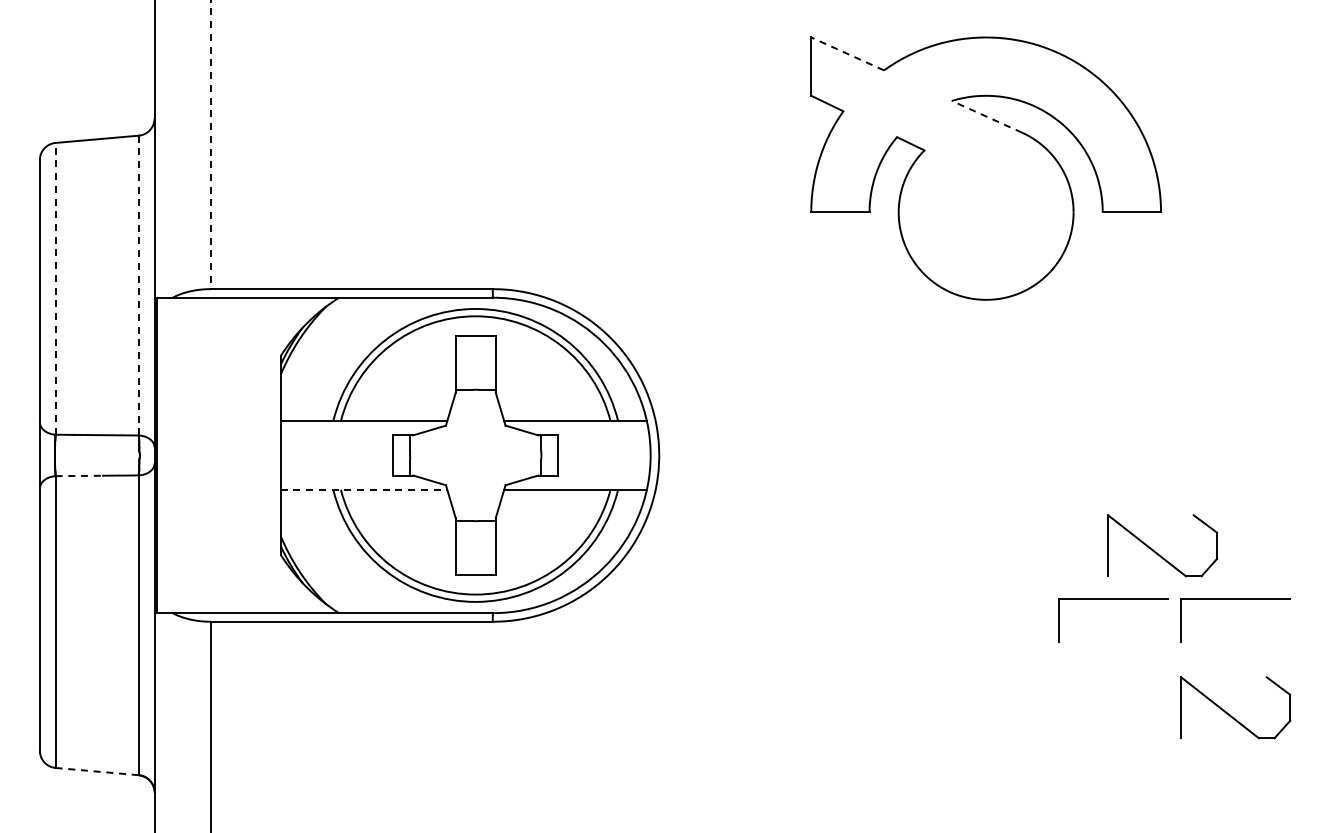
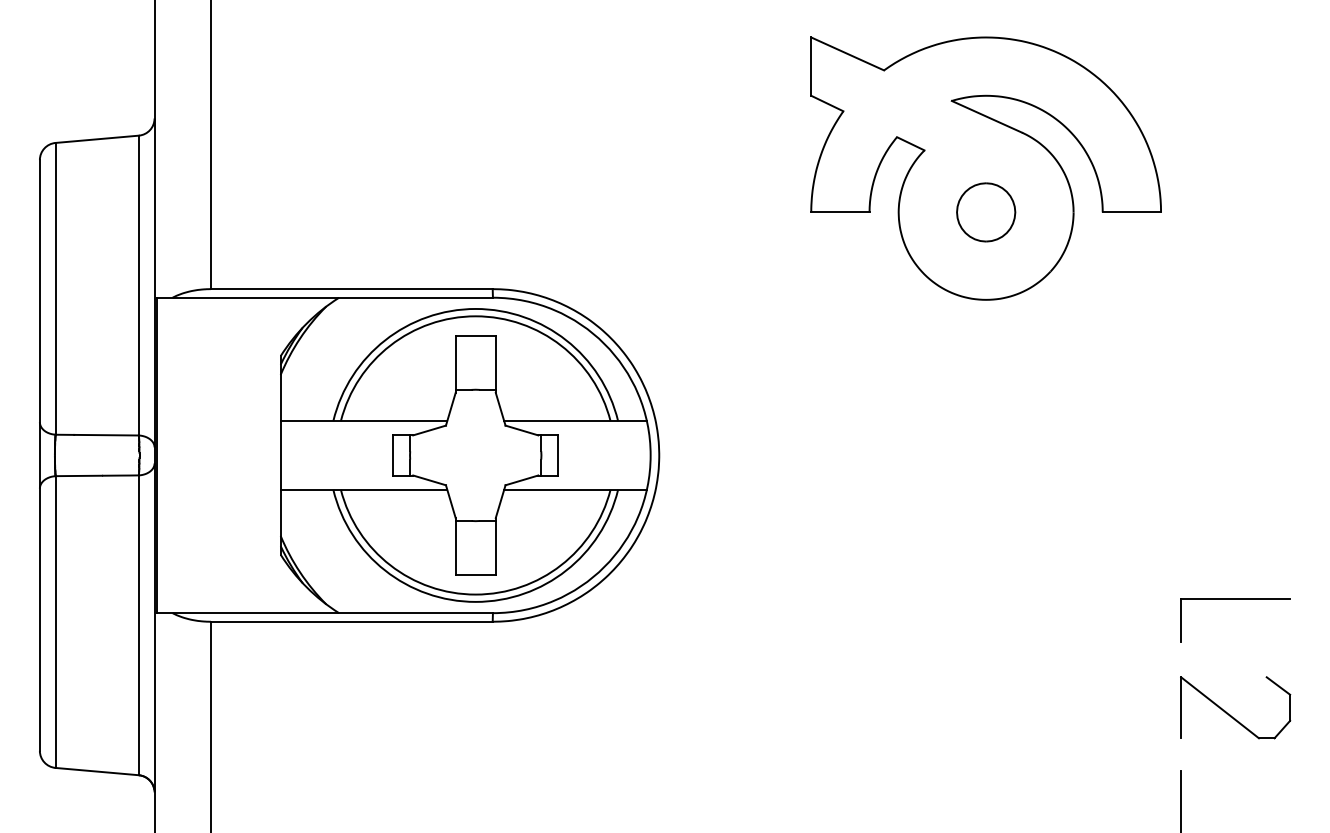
line: dashed -> solid (847, 53)
line: dashed -> solid (986, 116)
line: dashed -> solid (210, 145)
part: none -> present (986, 212)
line: dashed -> solid (138, 285)
line: dashed -> solid (55, 288)
line: dashed -> solid (79, 475)
line: dashed -> solid (364, 489)
part: present -> none (1157, 552)
part: present -> none (1113, 599)
line: dashed -> solid (97, 771)
line: none -> present (1181, 799)
